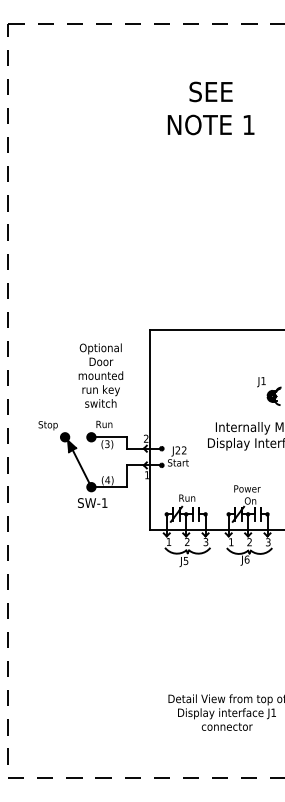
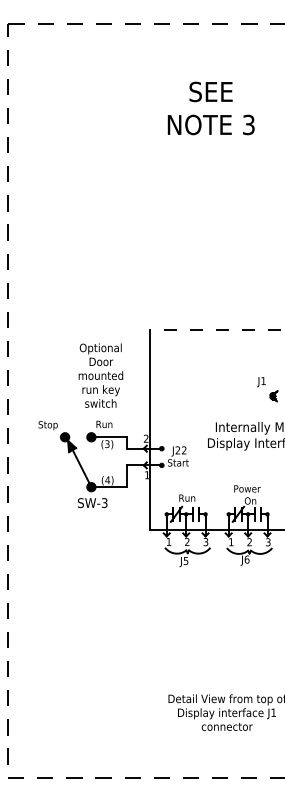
text: 1 -> 3 (248, 124)
line: solid -> dashed (216, 330)
part size: 16x20 px -> 10x13 px (273, 396)
text: SW-1 -> SW-3 (104, 502)
